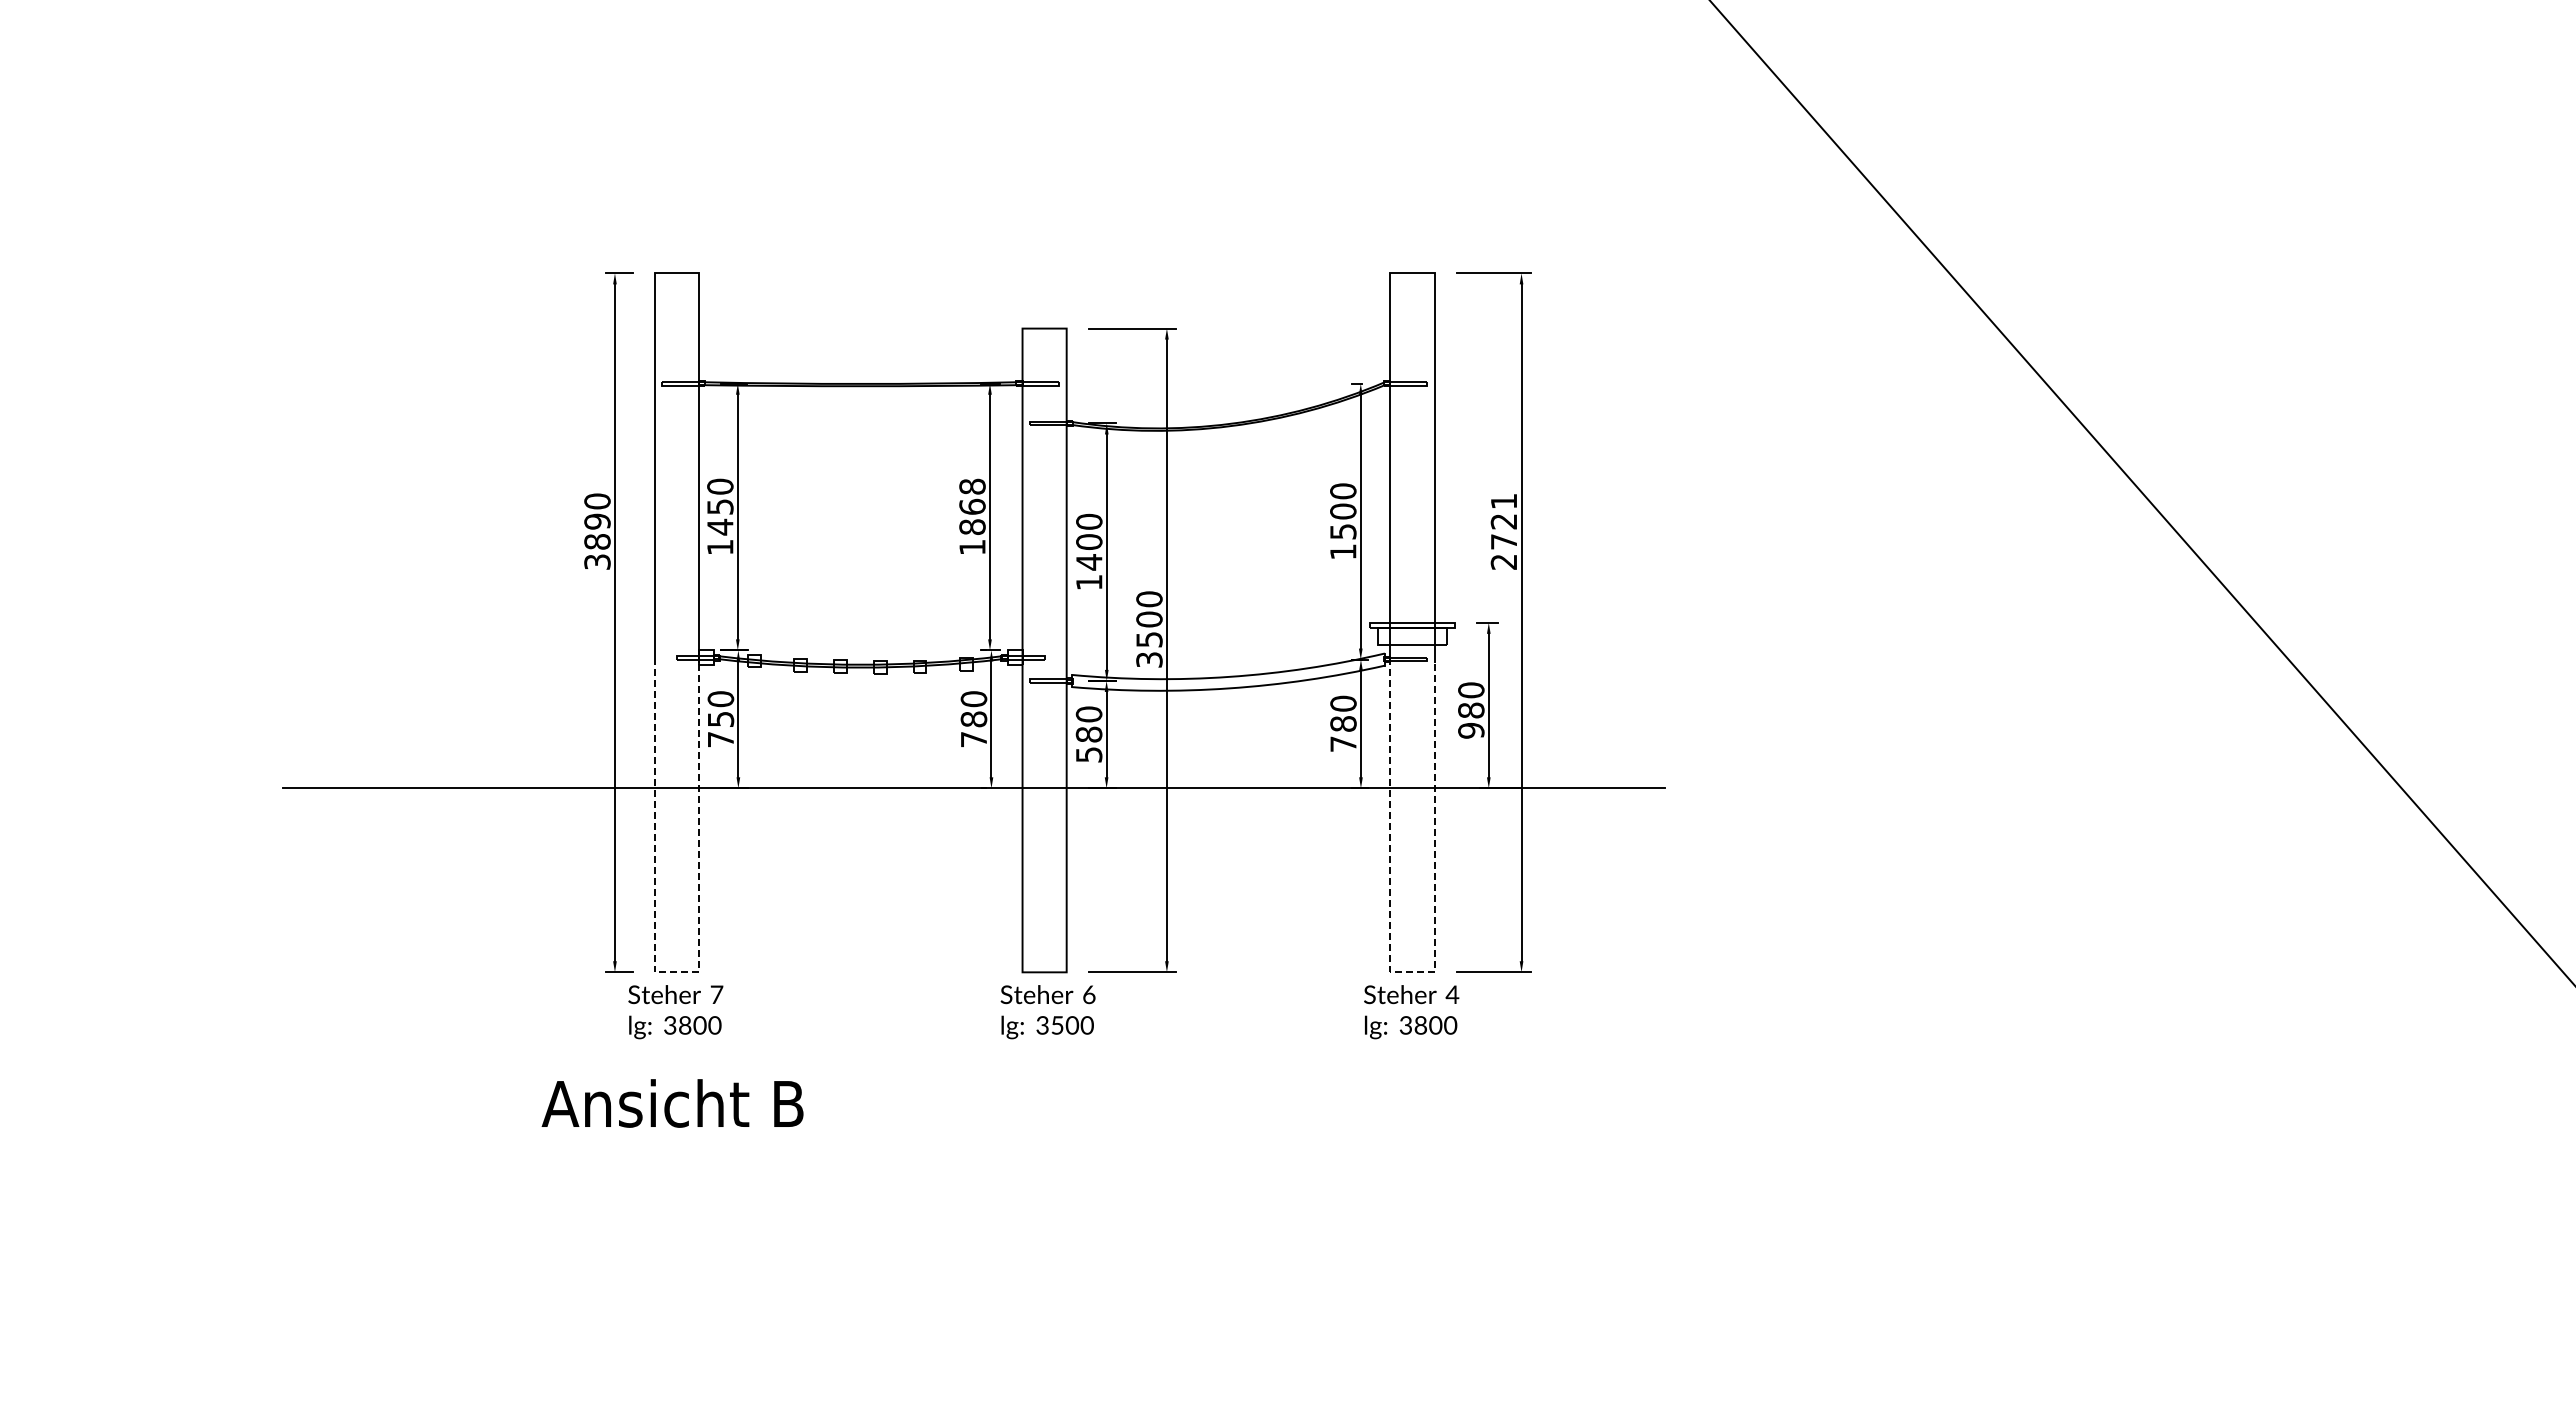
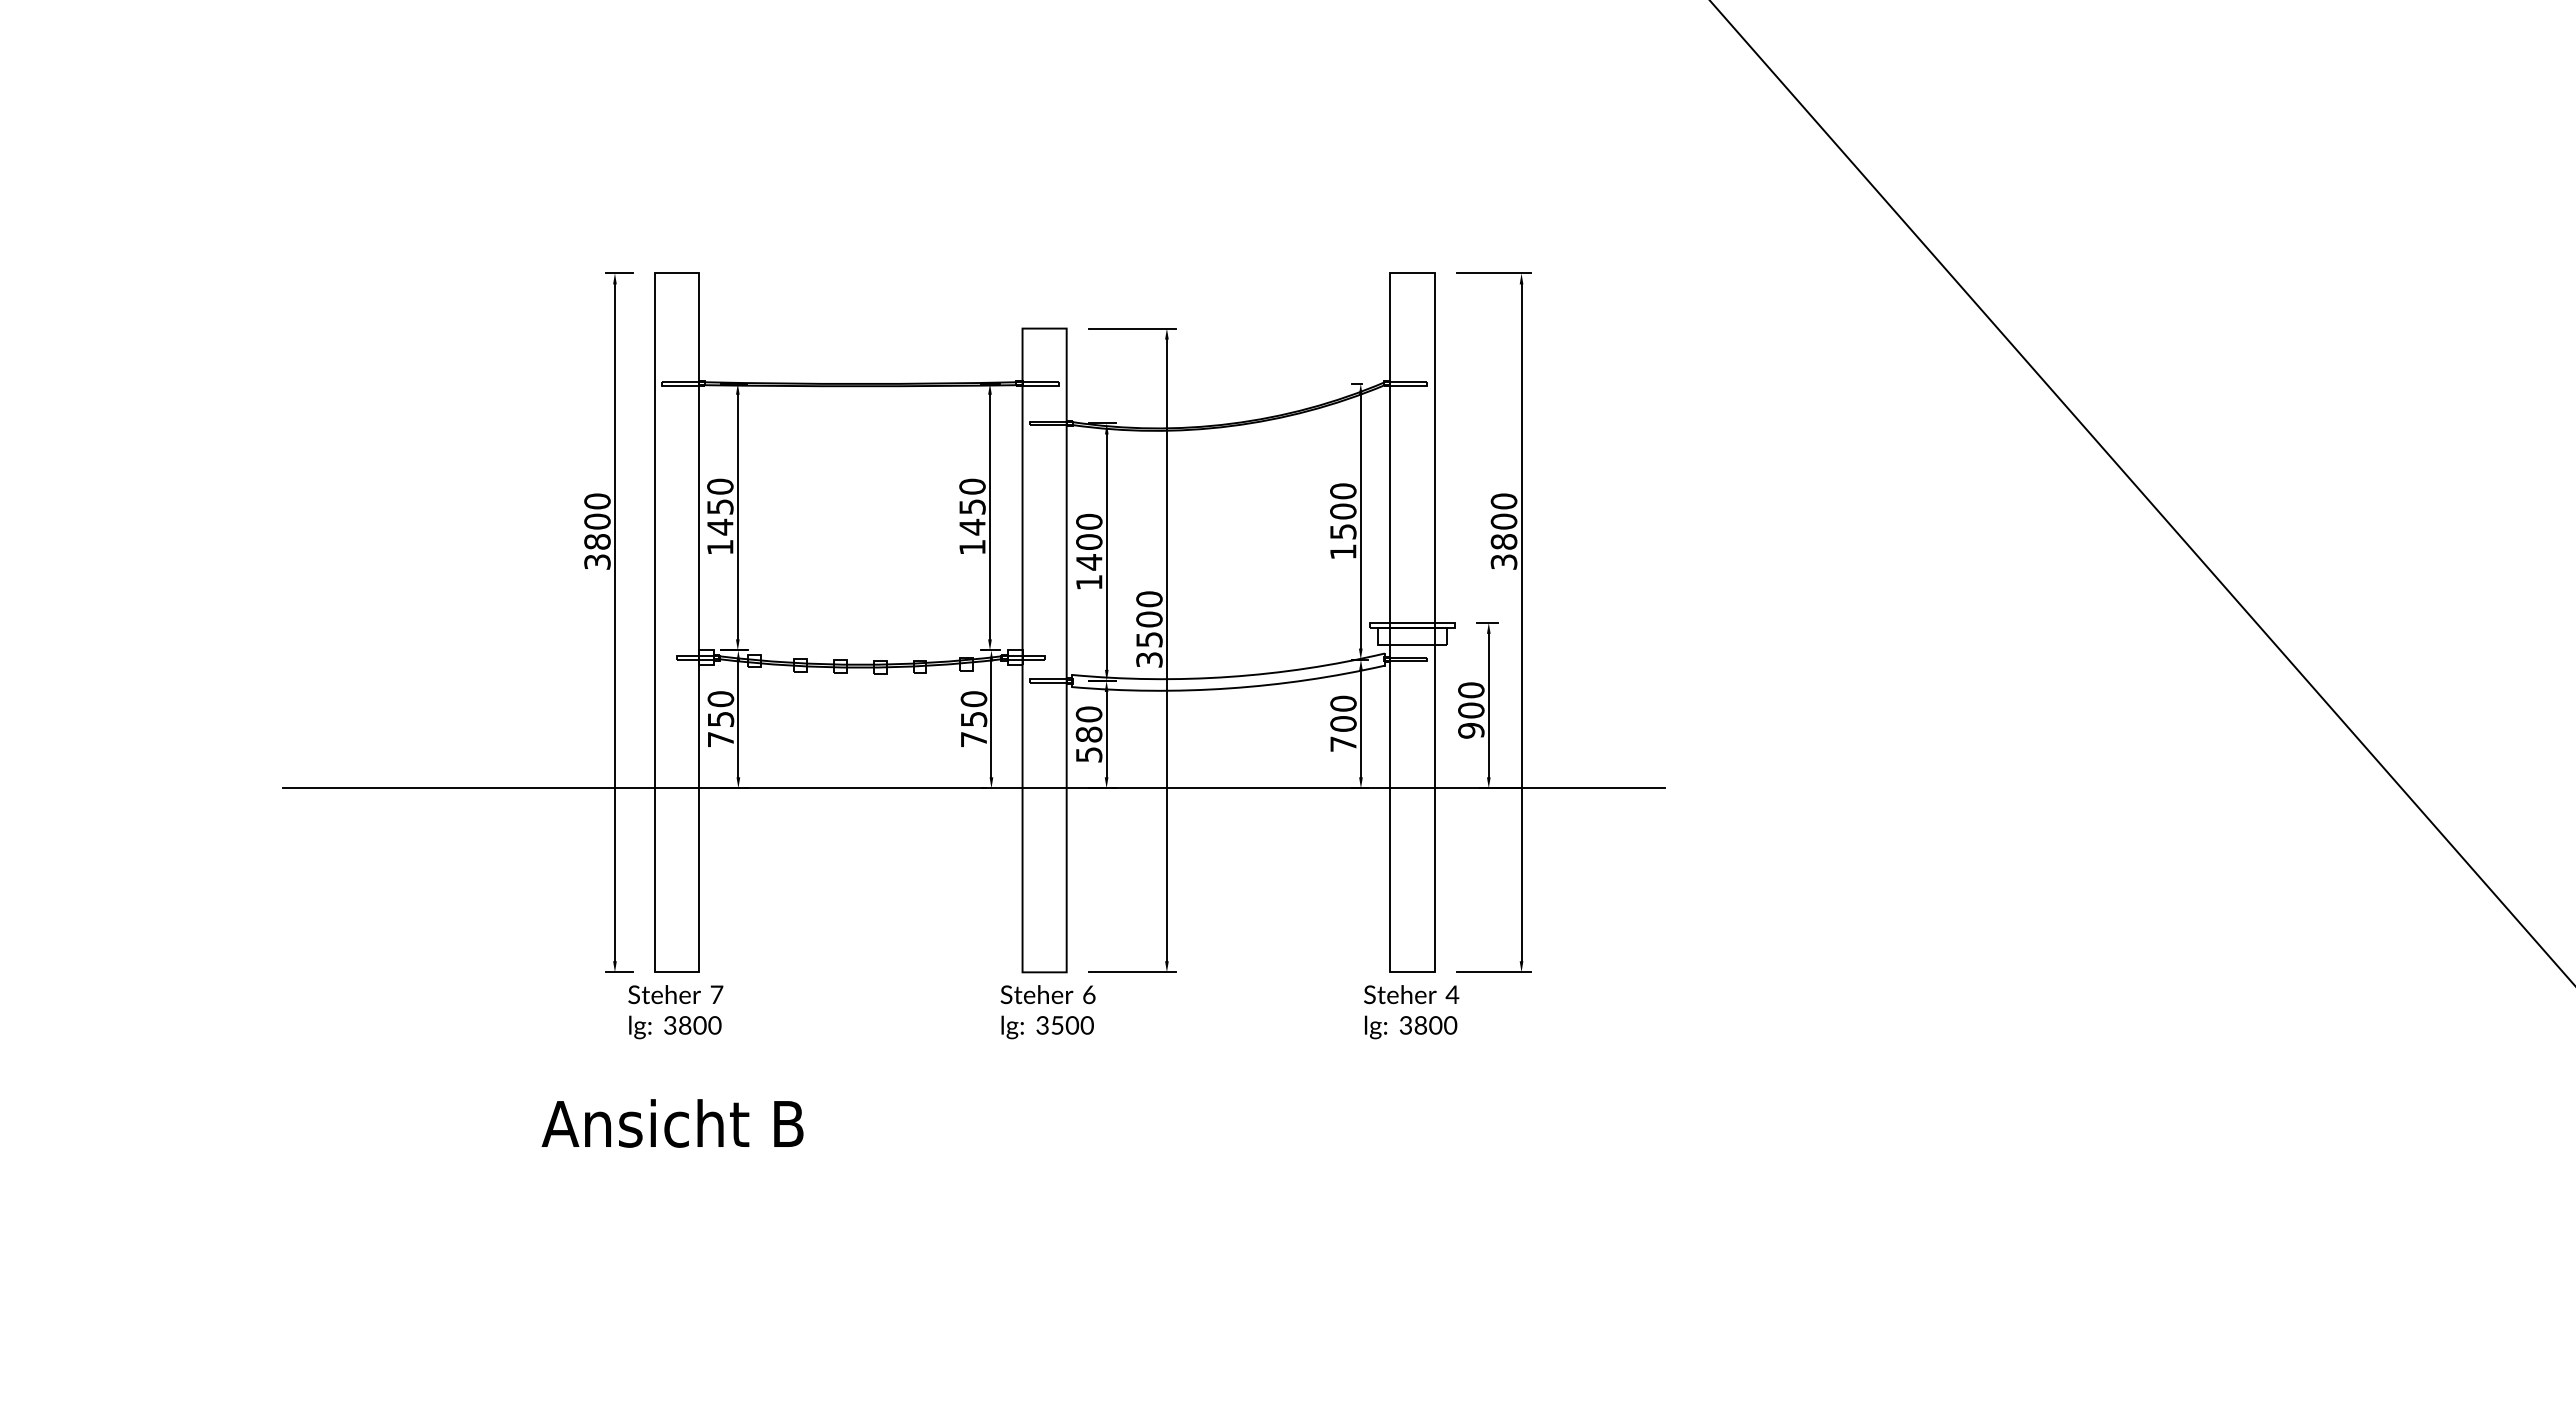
text: 1868 -> 1450 (972, 506)
text: 3890 -> 3800 (597, 521)
text: 2721 -> 3800 (1503, 531)
text: 980 -> 900 (1471, 710)
text: 780 -> 750 (973, 719)
text: 780 -> 700 (1343, 723)
line: dashed -> solid (674, 972)
line: dashed -> solid (1410, 972)
text position: (672, 1103) -> (672, 1123) (672, 1123)
